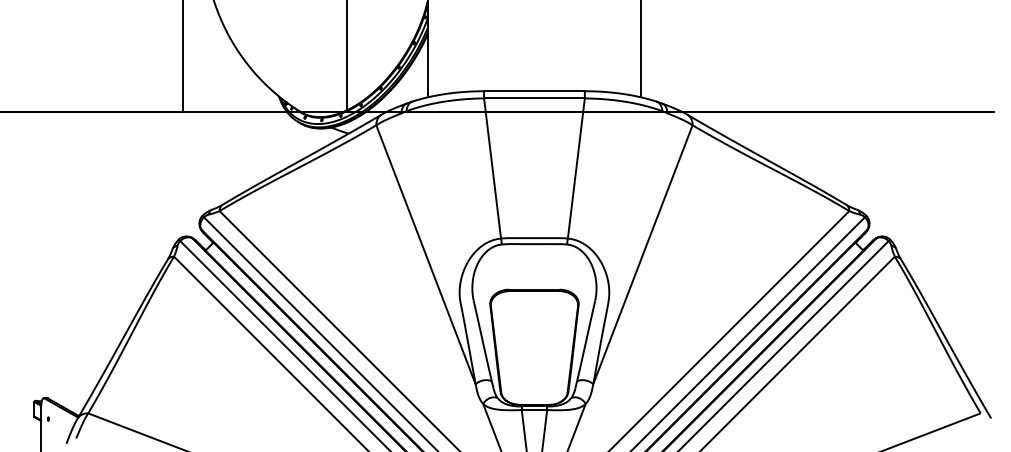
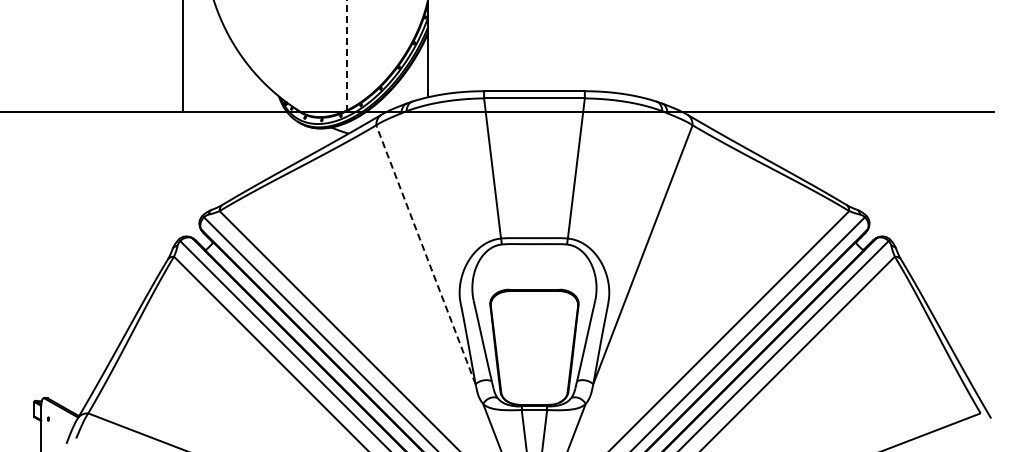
line: present -> none (640, 49)
line: solid -> dashed (347, 55)
line: solid -> dashed (426, 255)
